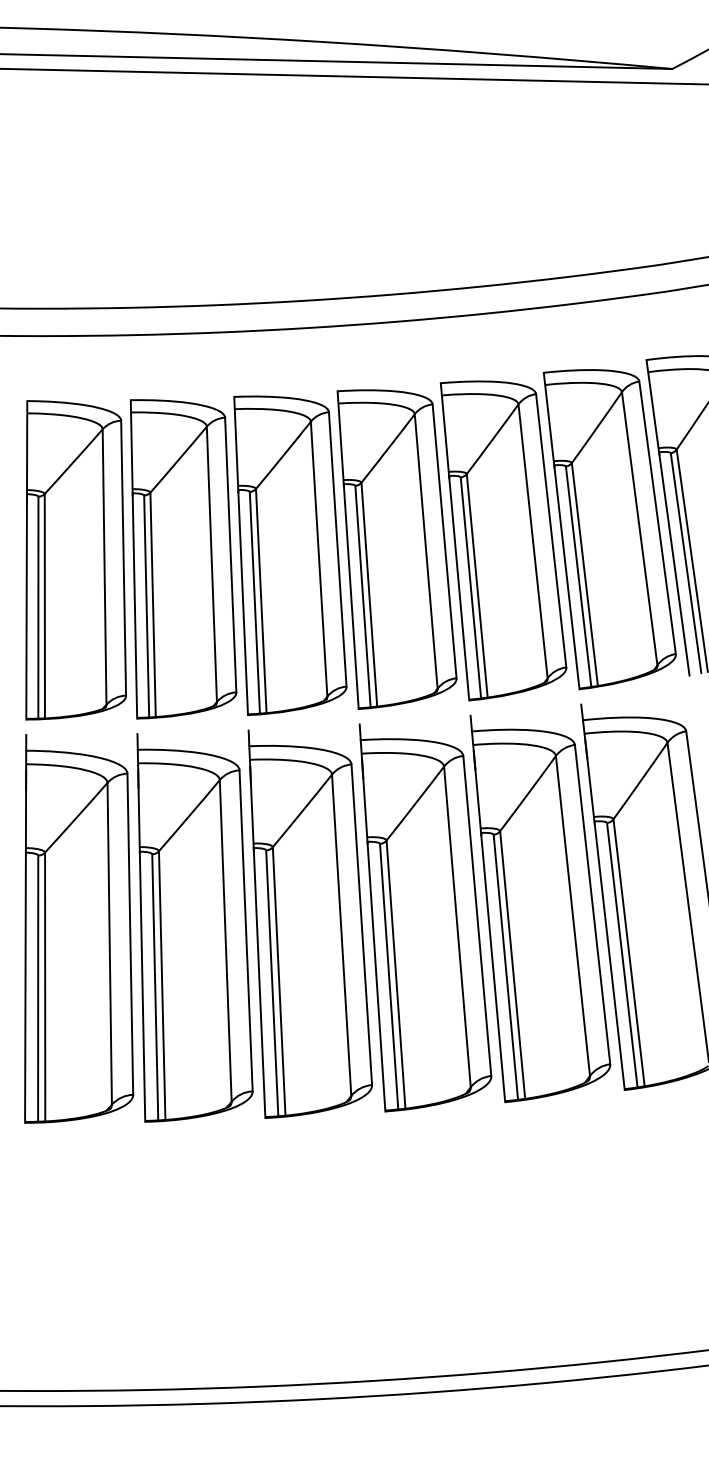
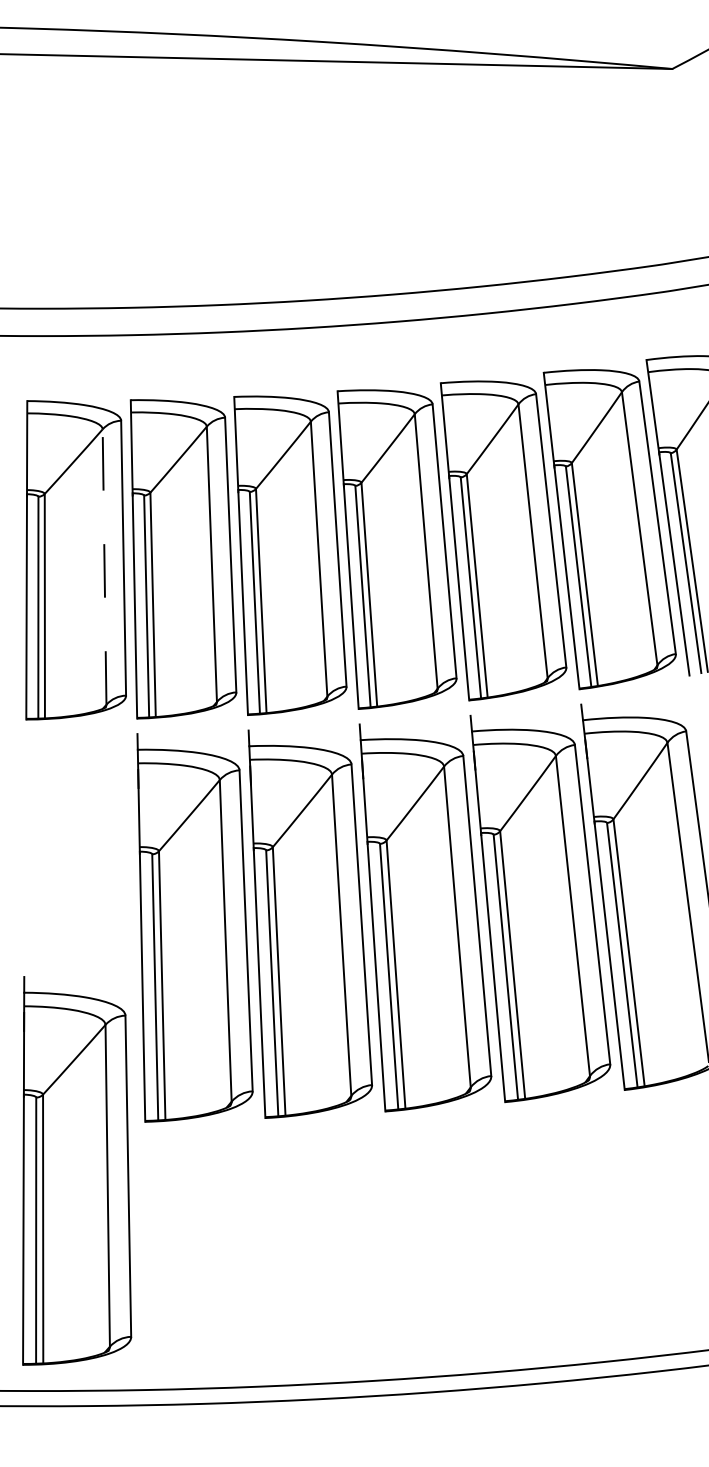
line: present -> none (353, 76)
line: solid -> dashed (104, 567)
part position: (79, 928) -> (77, 1170) (77, 1170)
